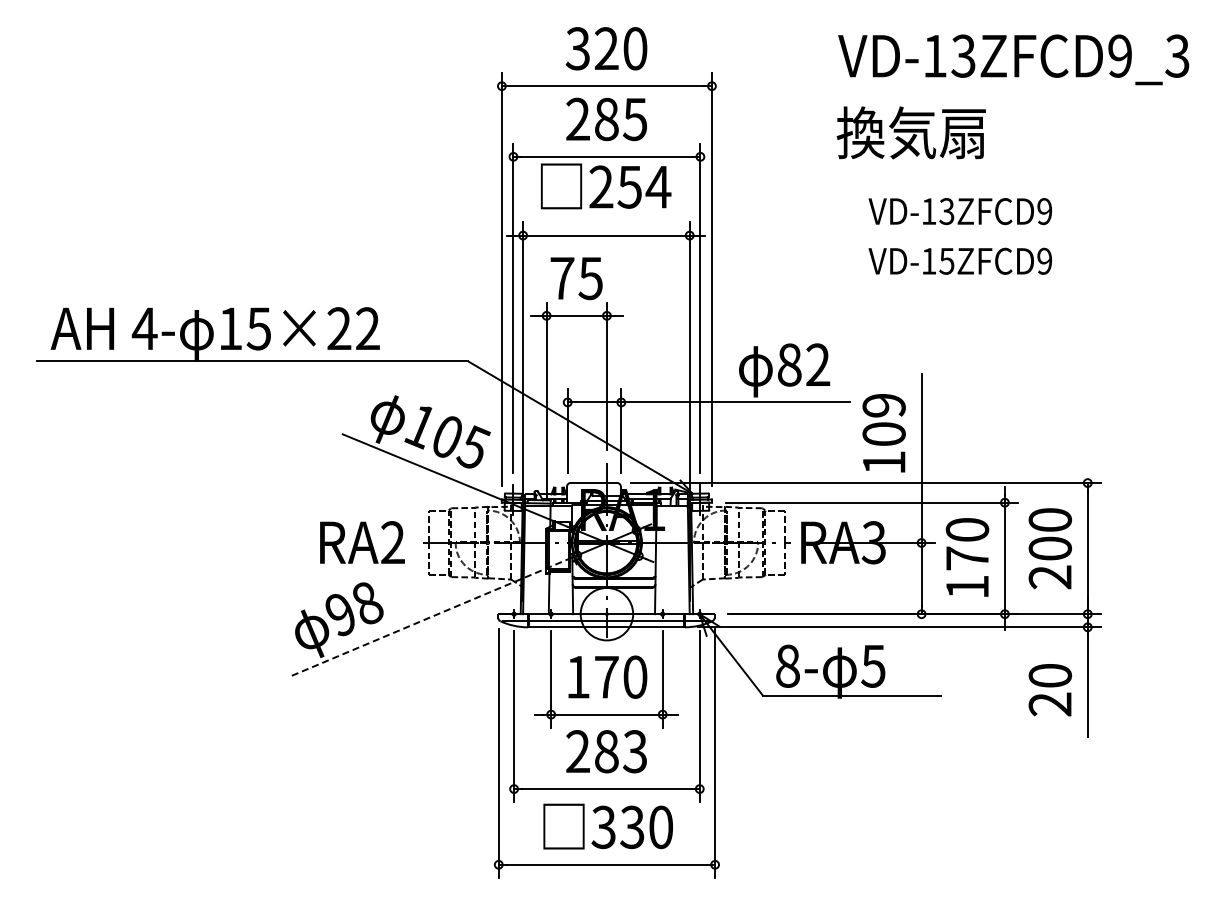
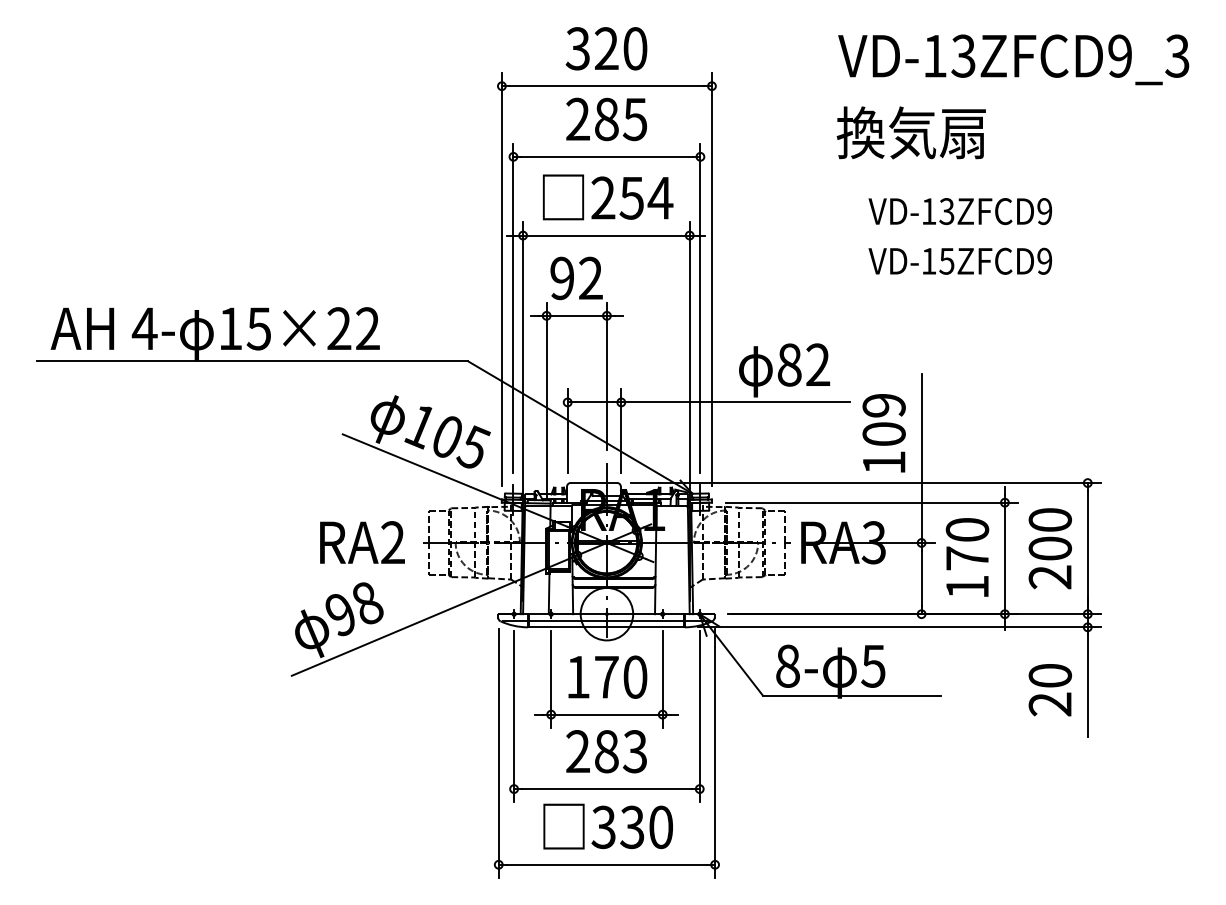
text position: (606, 186) -> (608, 197) (608, 197)
text: 75 -> 92 (576, 278)
line: dashed -> solid (430, 617)
